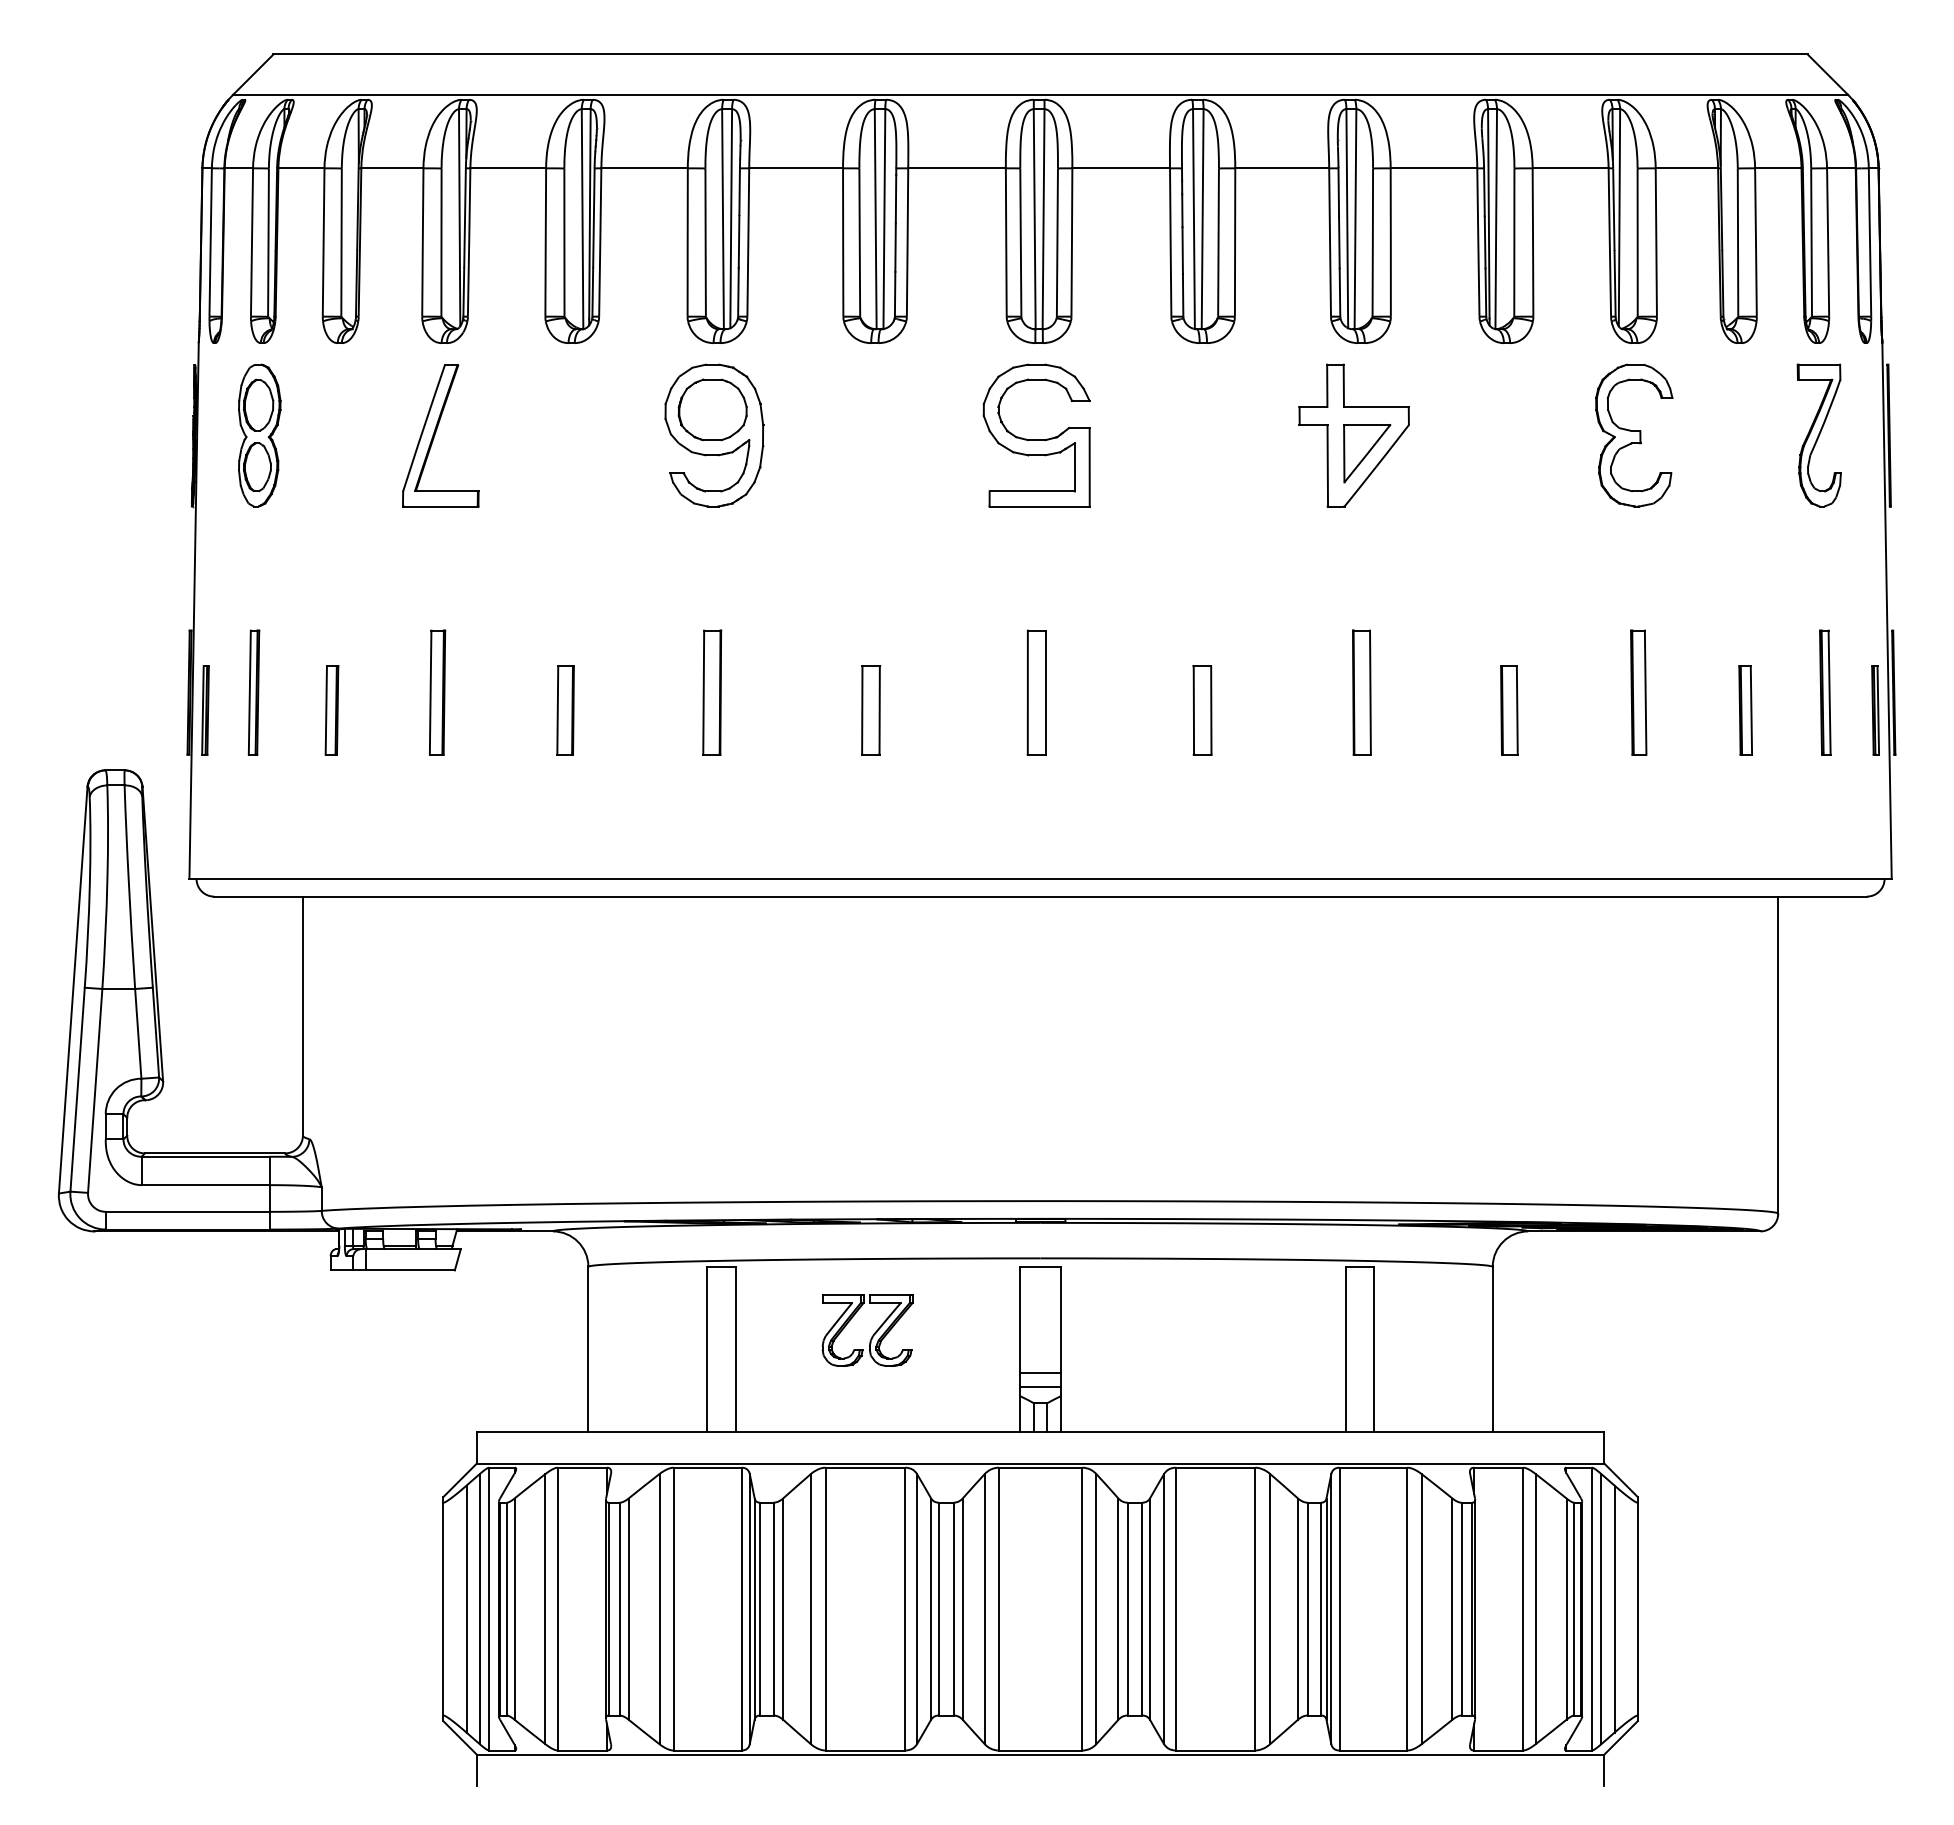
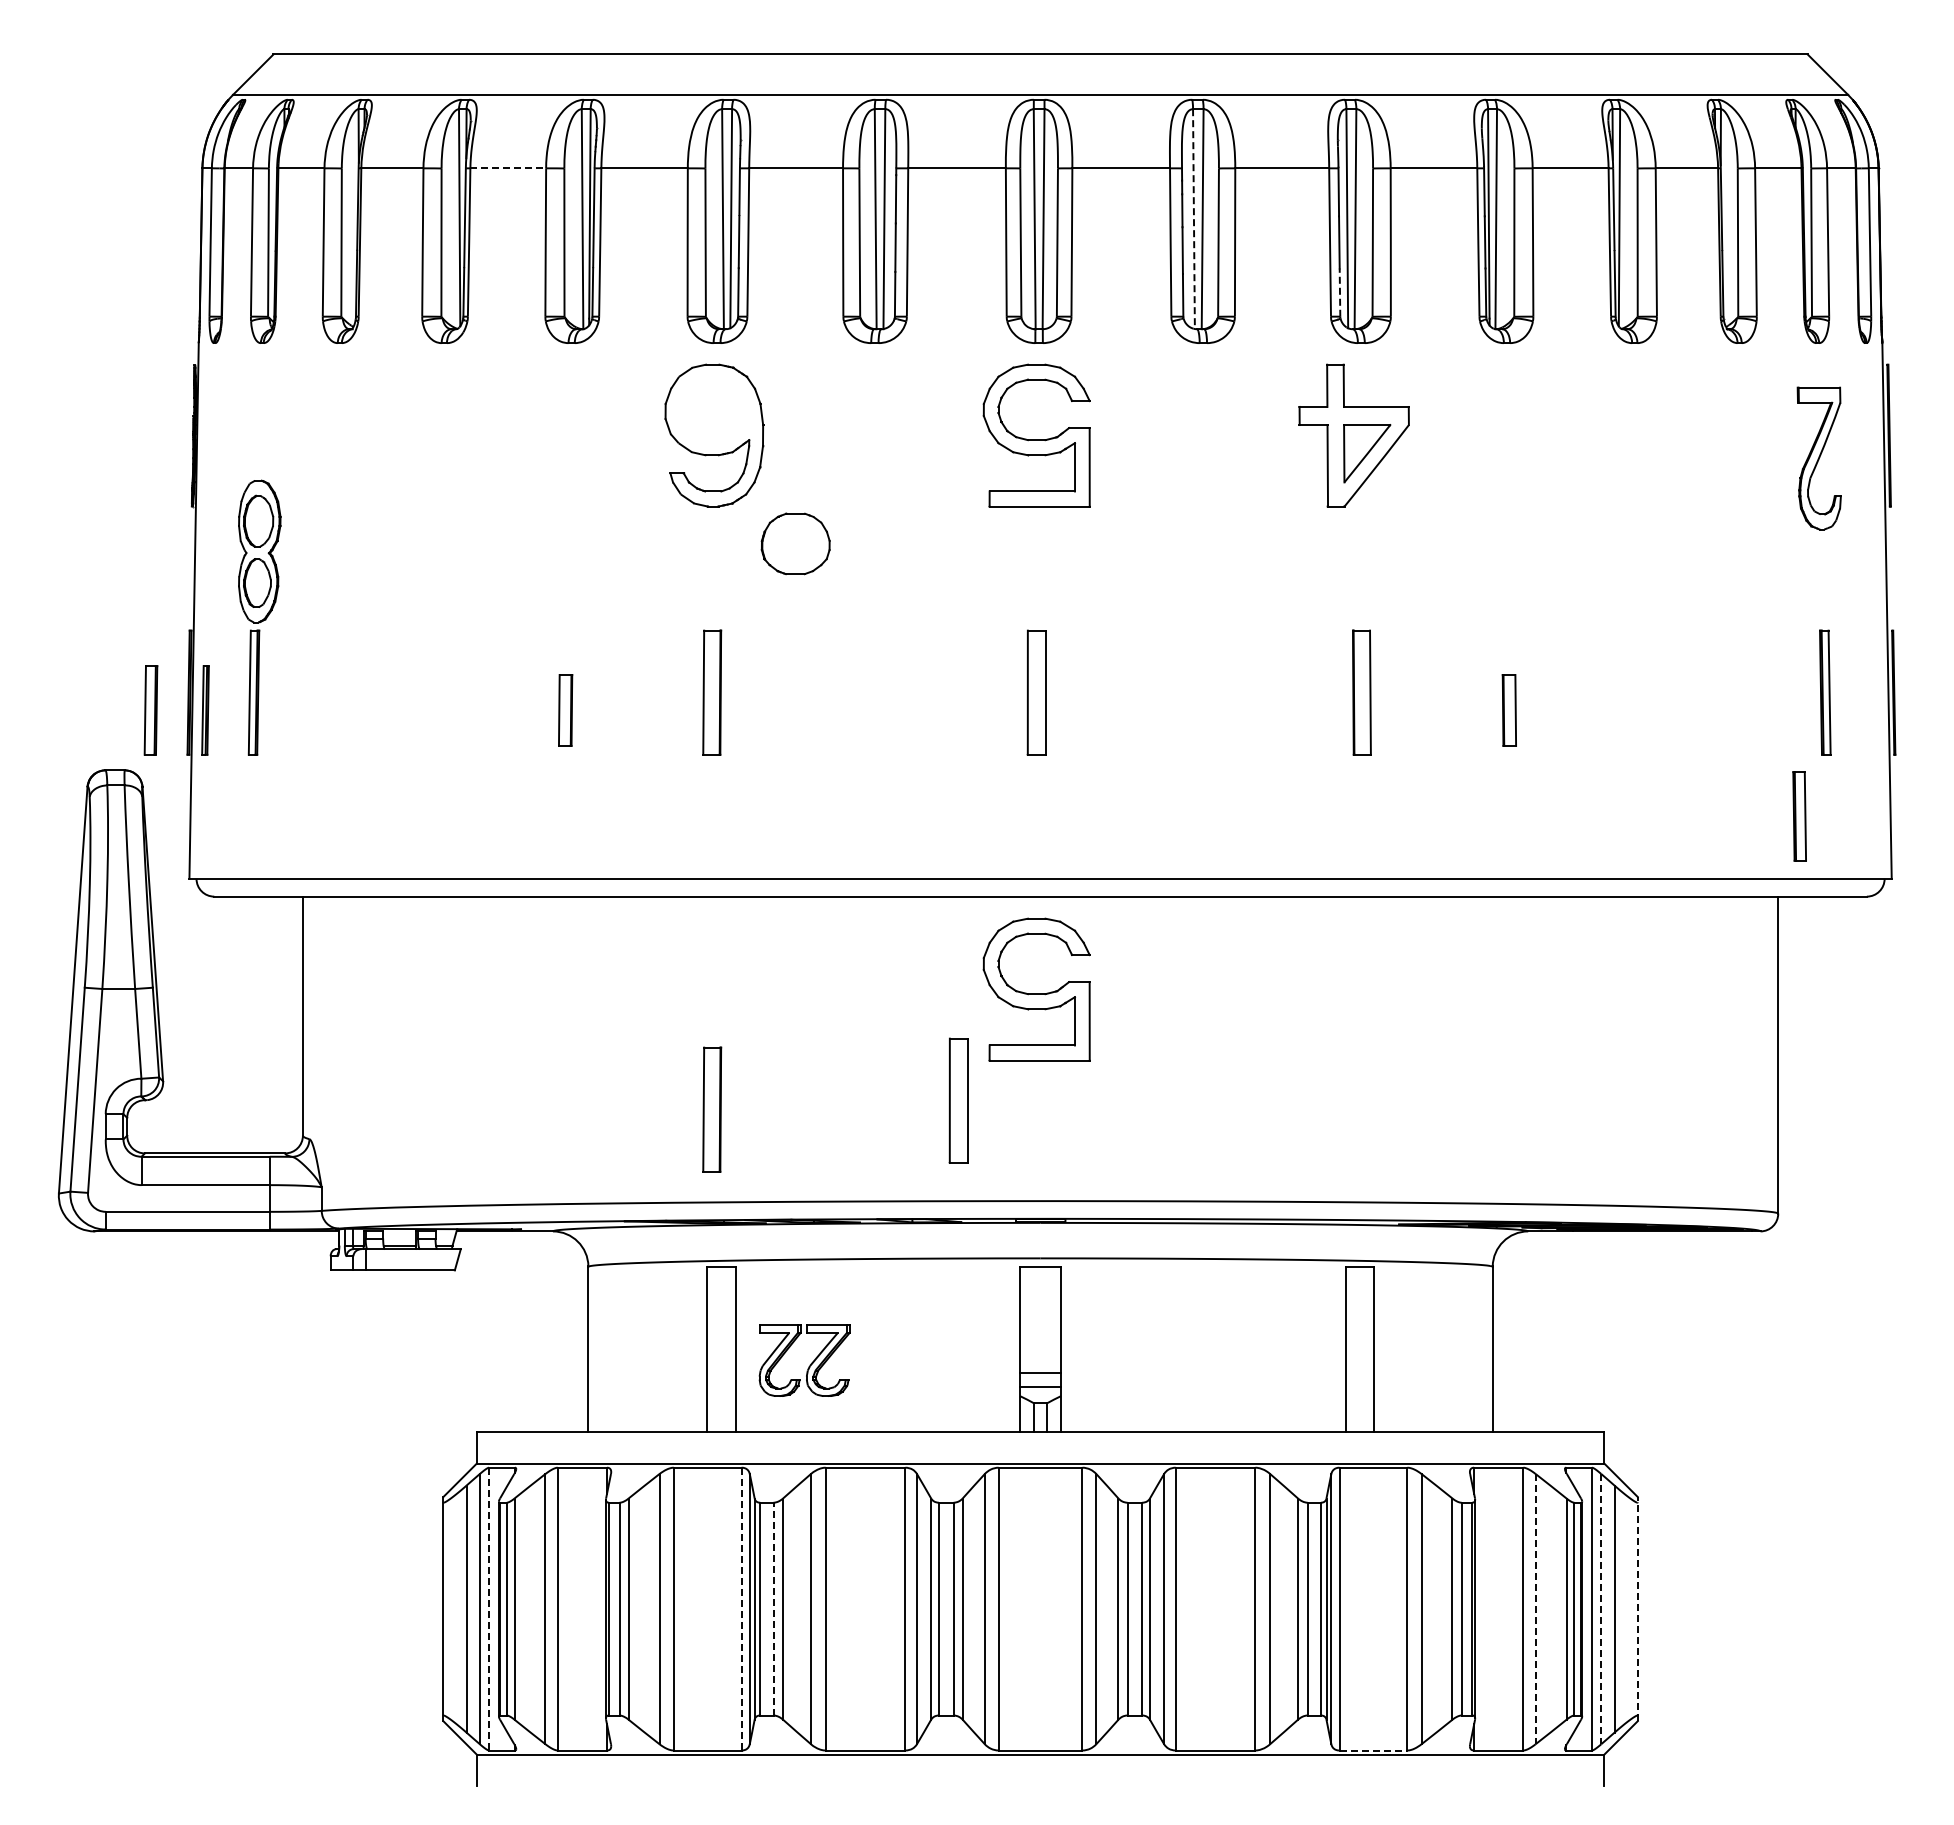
line: solid -> dashed (508, 168)
line: solid -> dashed (1193, 219)
line: solid -> dashed (1339, 292)
part position: (712, 409) -> (795, 543) (795, 543)
part position: (259, 435) -> (259, 551) (259, 551)
part: present -> none (440, 435)
part: present -> none (1634, 435)
part position: (1818, 435) -> (1818, 458) (1818, 458)
part: present -> none (437, 692)
part: present -> none (1638, 692)
part position: (331, 710) -> (150, 710) (150, 710)
part size: 19x91 px -> 16x73 px (565, 710)
part: present -> none (871, 710)
part: present -> none (1202, 710)
part size: 19x91 px -> 16x73 px (1508, 710)
part position: (1745, 710) -> (1799, 816) (1799, 816)
part: present -> none (1875, 710)
part: none -> present (1036, 989)
part: none -> present (958, 1100)
part: none -> present (712, 1109)
part position: (873, 1333) -> (810, 1363) (810, 1363)
line: solid -> dashed (773, 1608)
line: solid -> dashed (1637, 1608)
line: solid -> dashed (489, 1609)
line: solid -> dashed (741, 1609)
line: solid -> dashed (1535, 1609)
line: solid -> dashed (1601, 1609)
line: solid -> dashed (1373, 1750)
